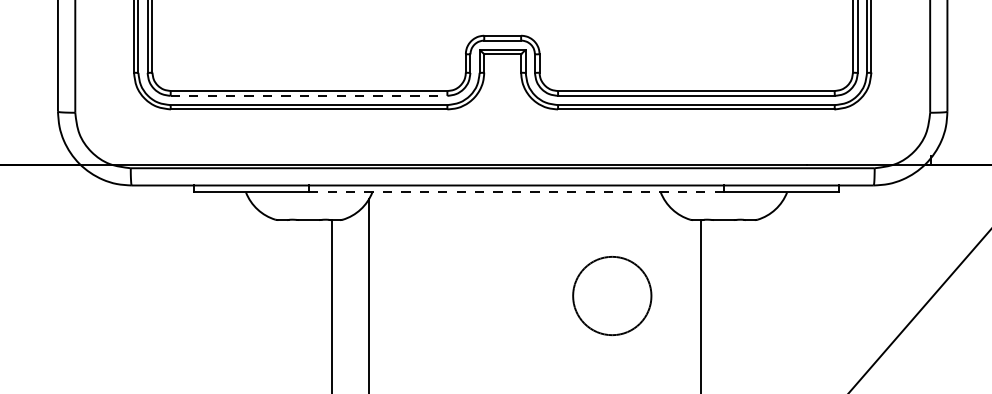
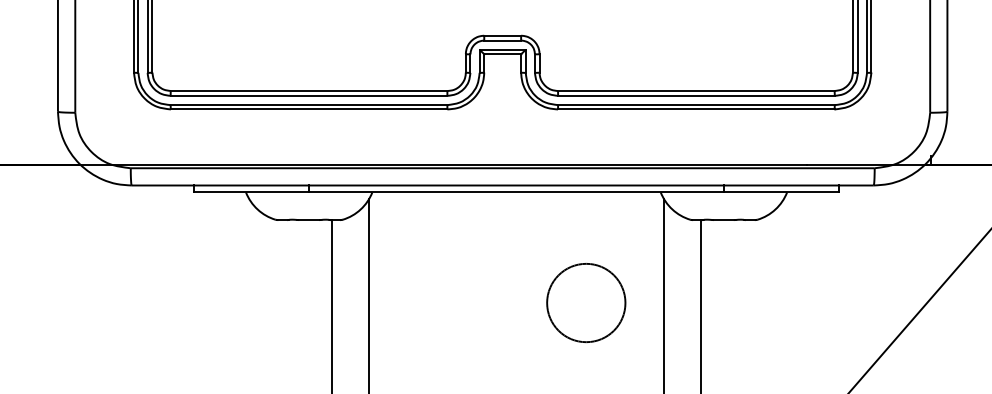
line: dashed -> solid (309, 95)
line: dashed -> solid (516, 192)
line: none -> present (663, 294)
circle position: (612, 296) -> (586, 303) (586, 303)
